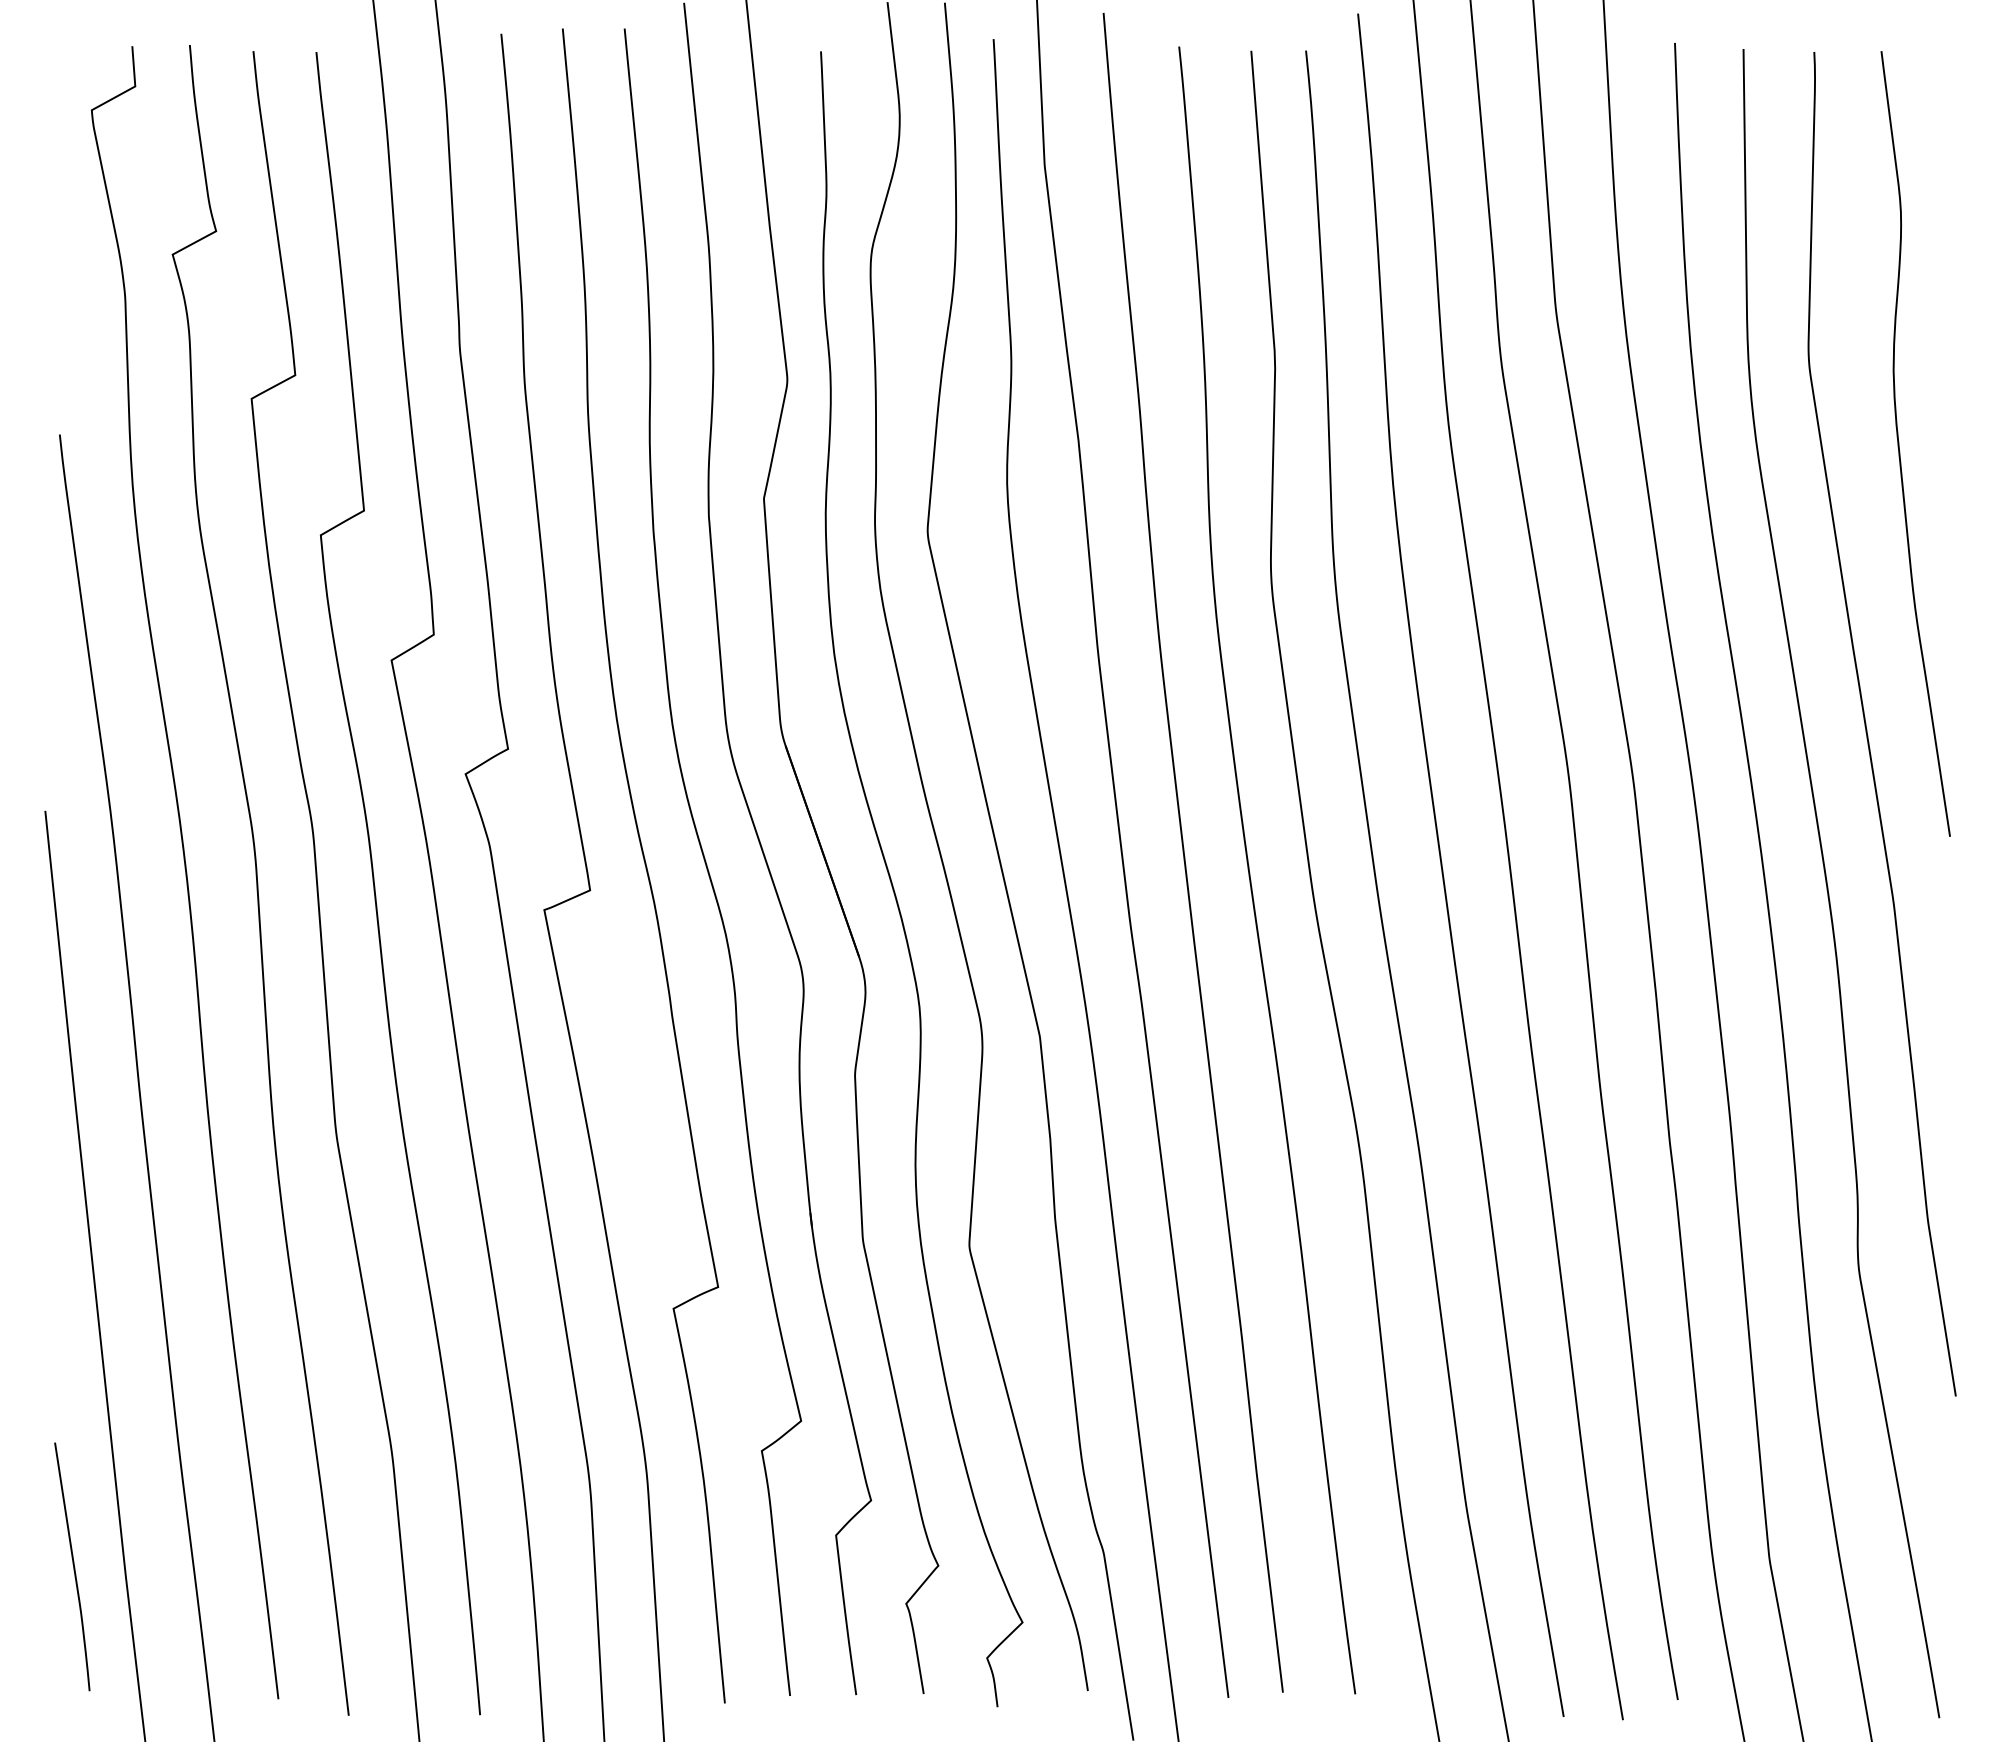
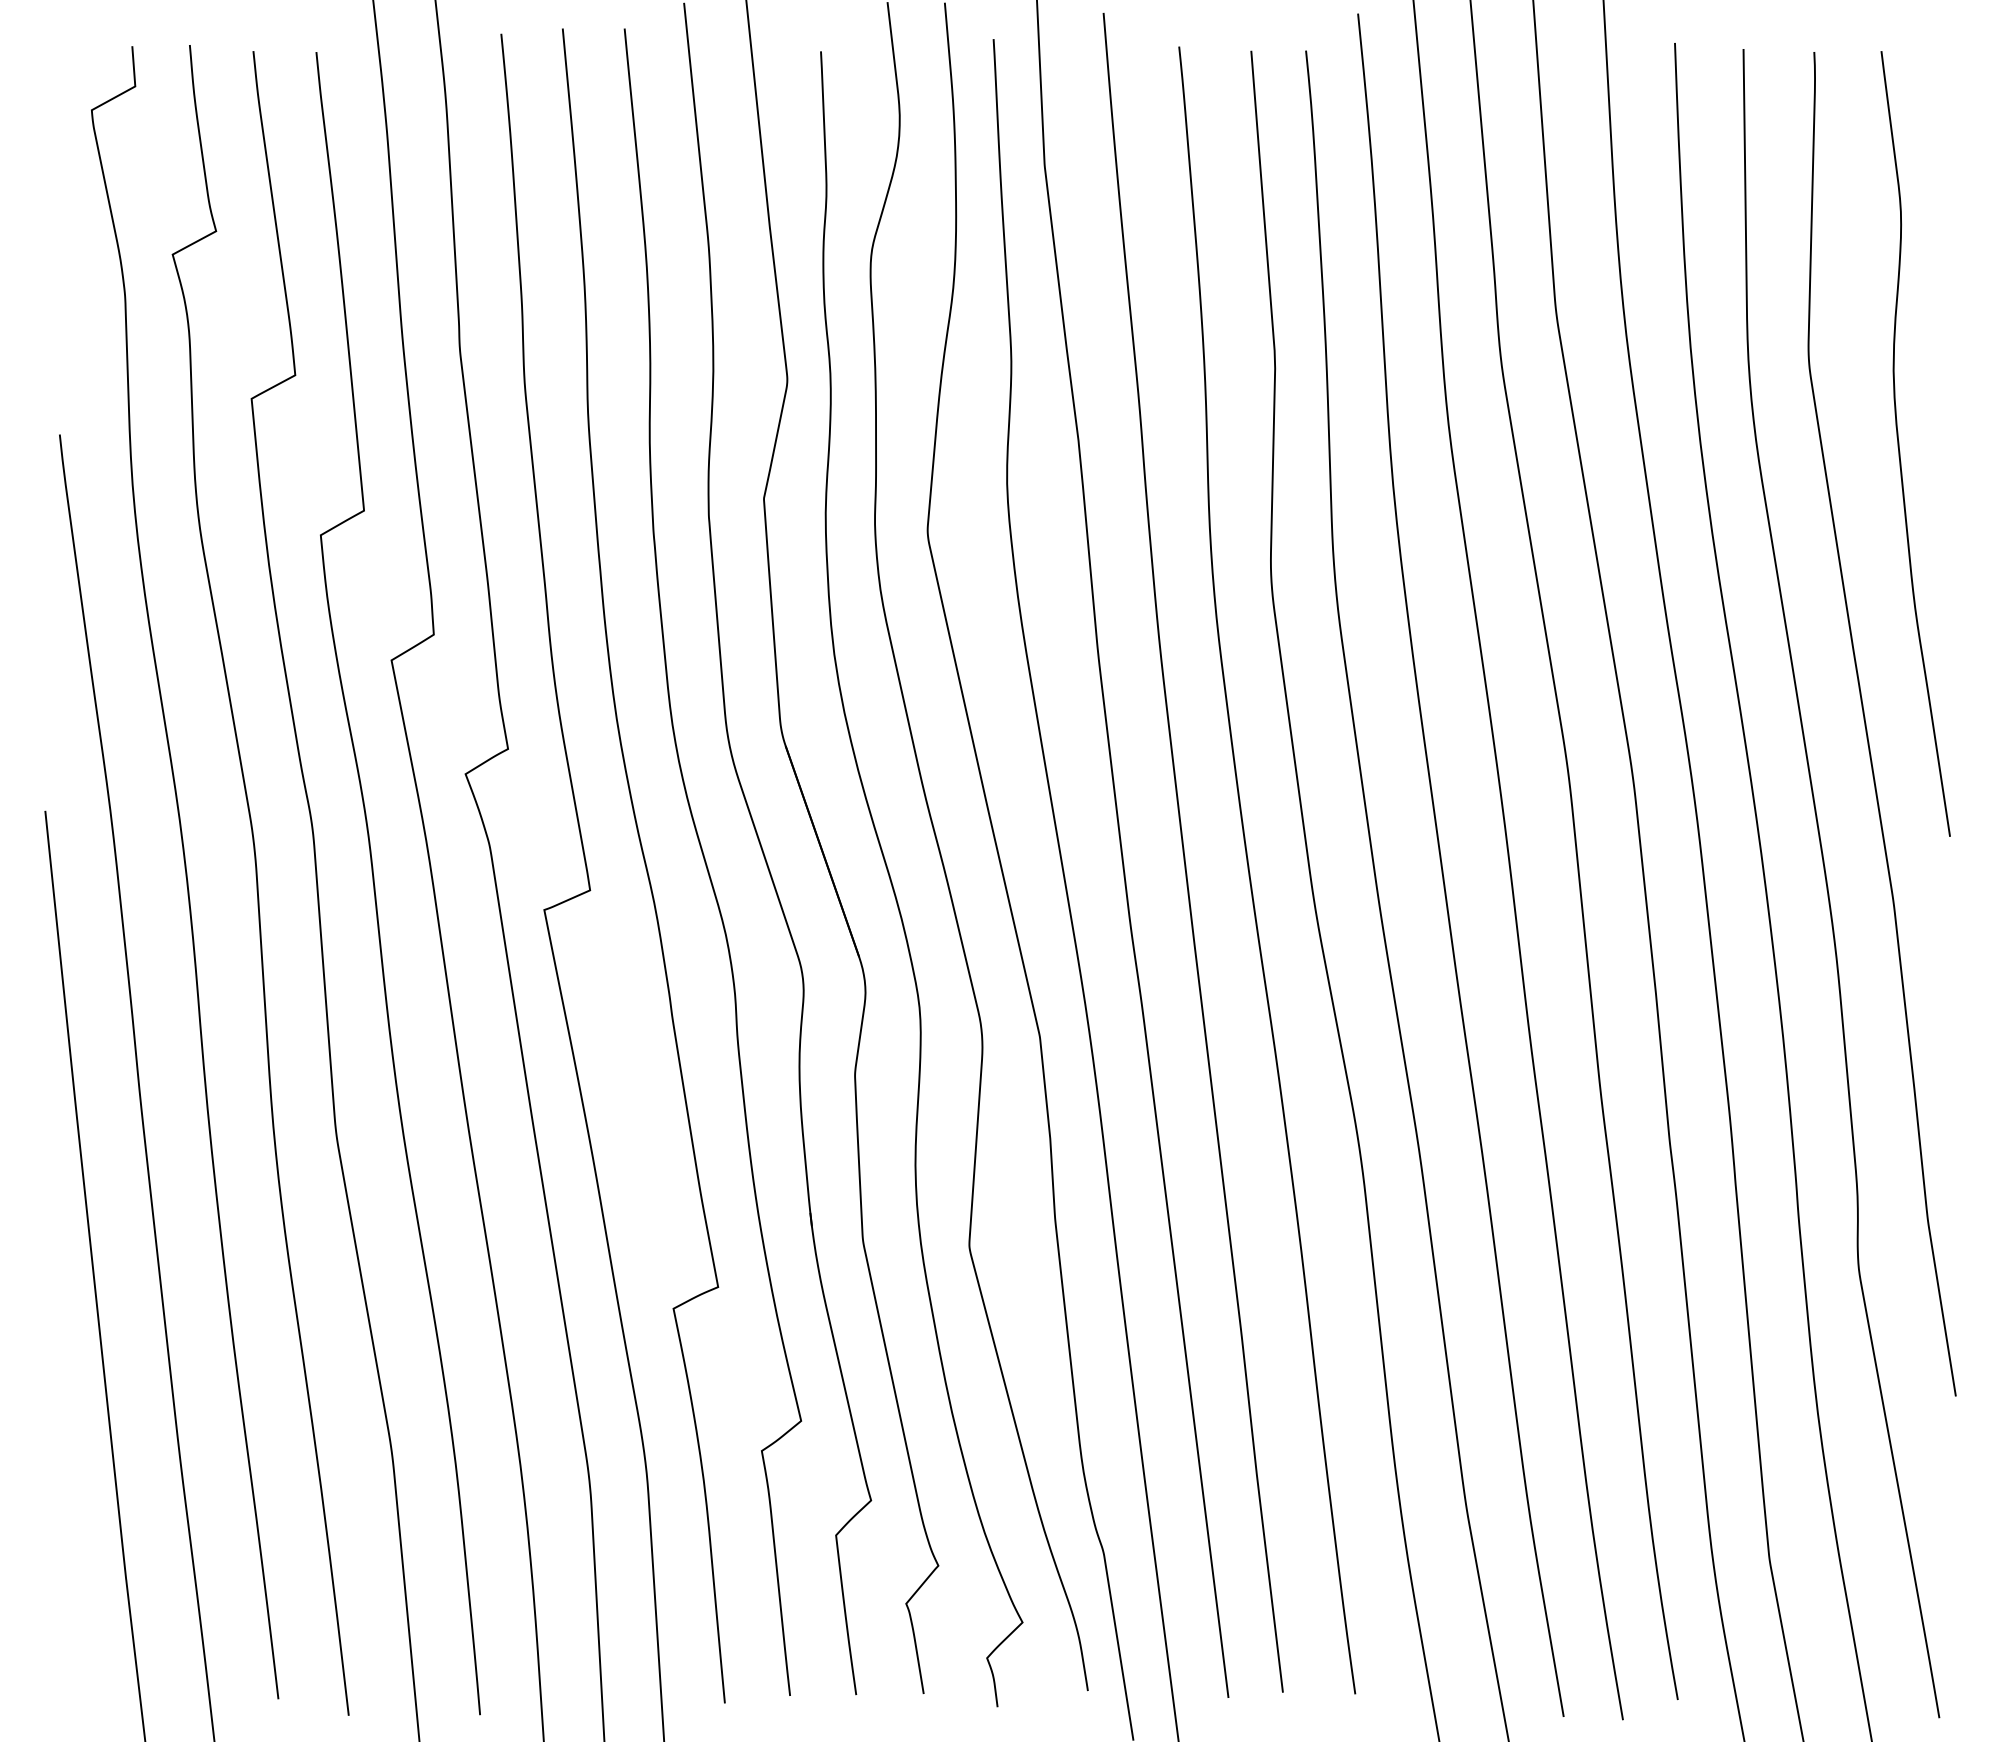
curve: present -> none (73, 1566)
